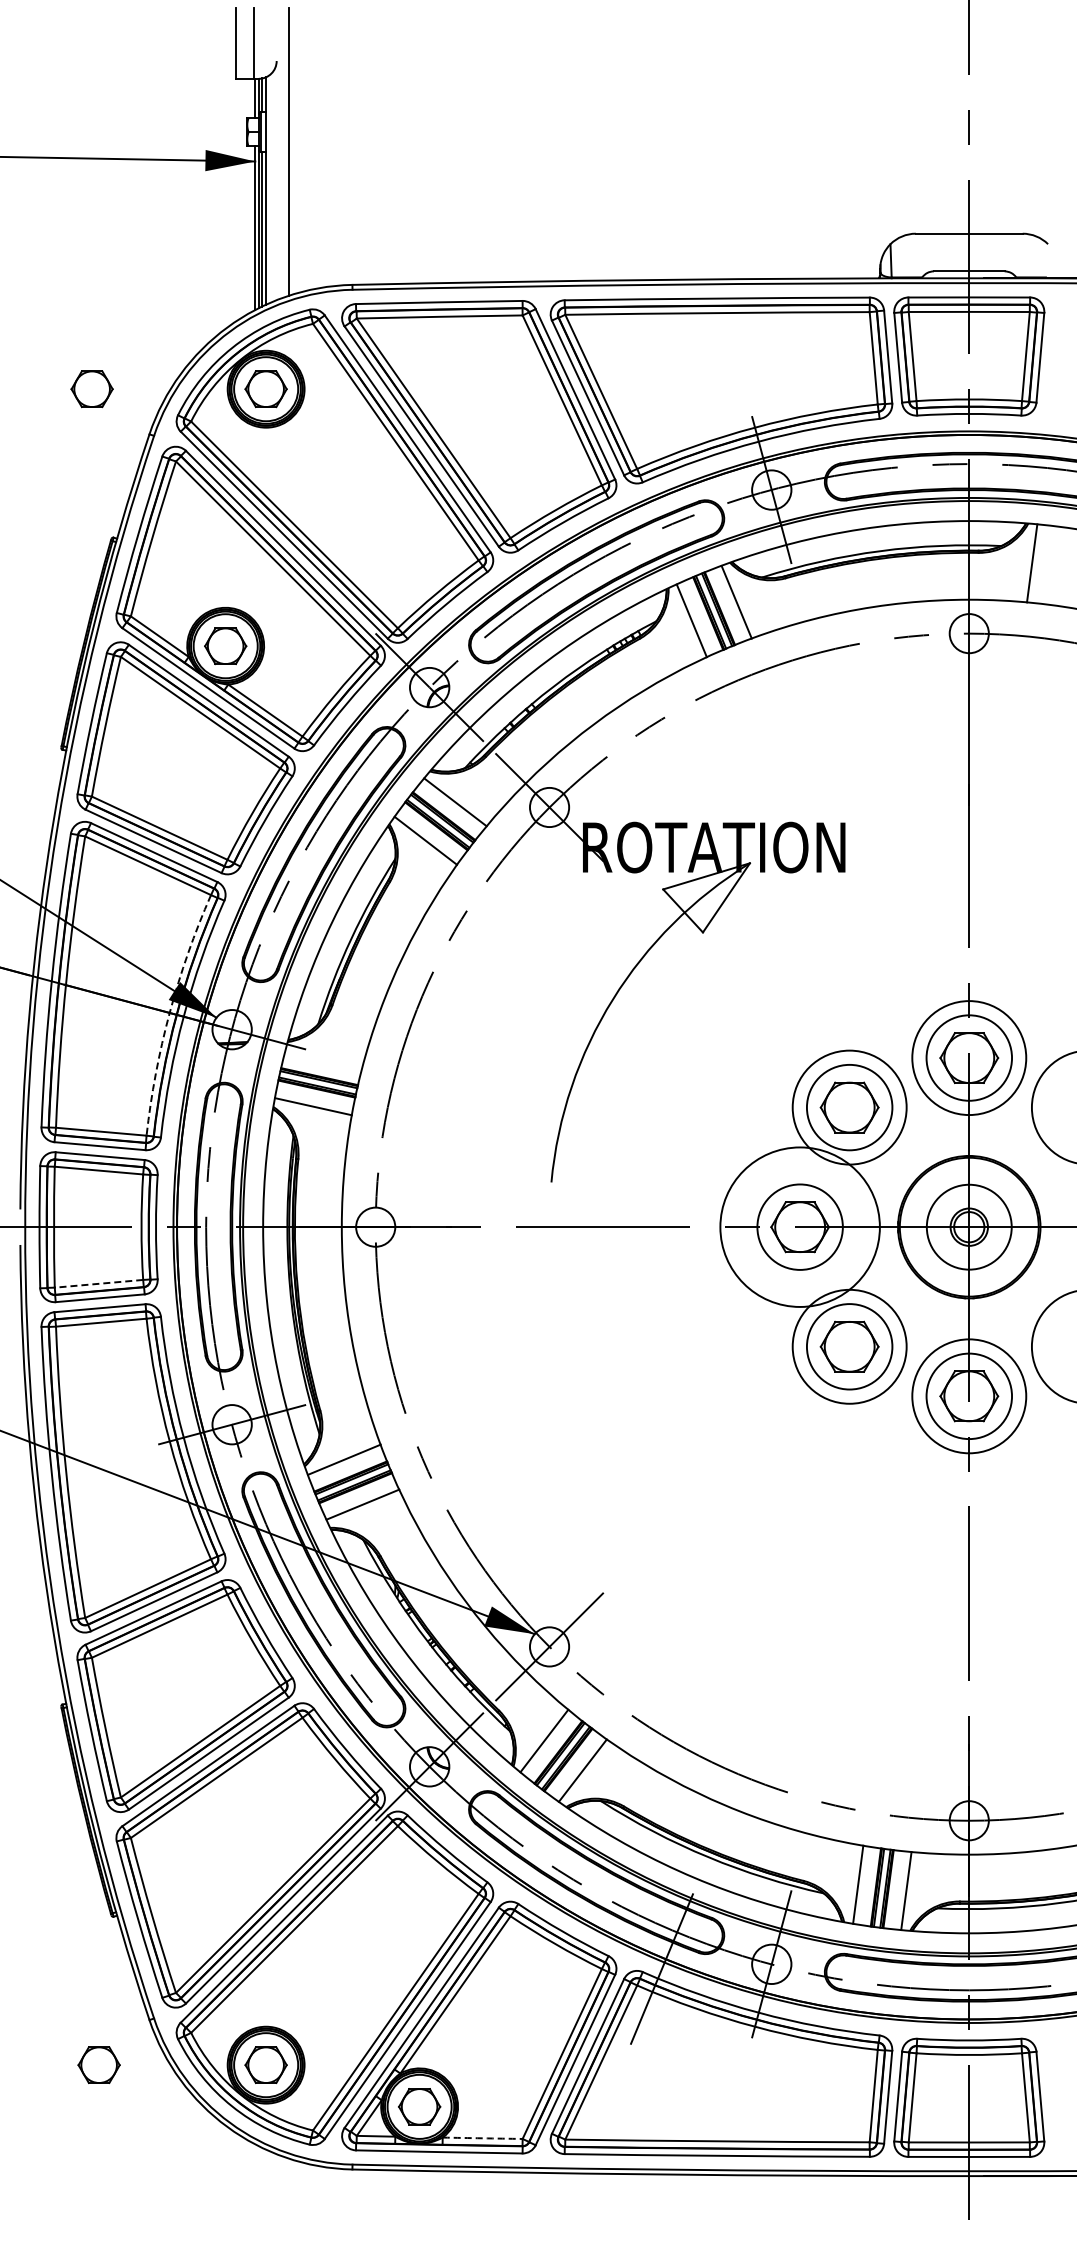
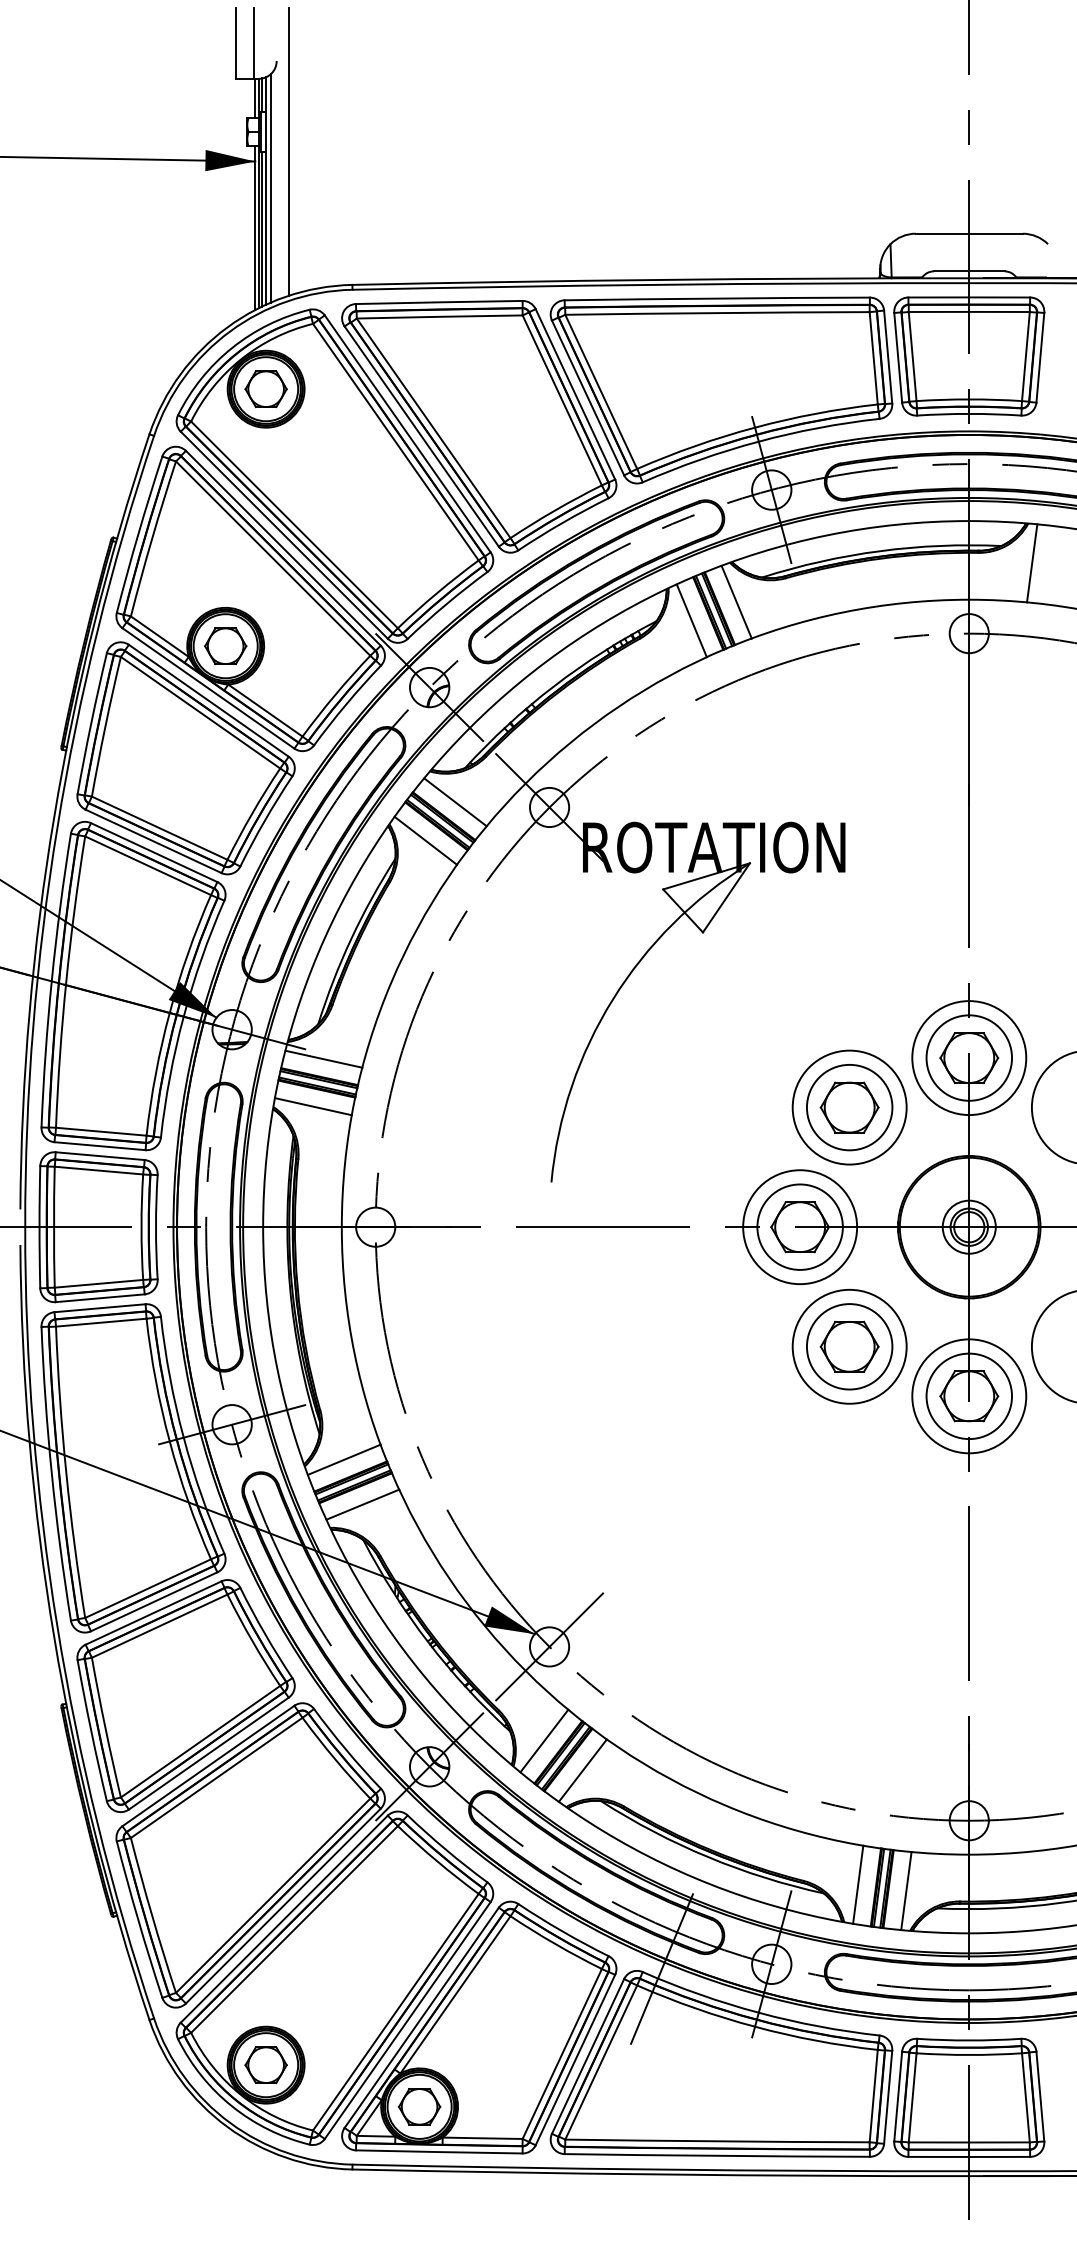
line: none -> present (271, 187)
part: present -> none (91, 389)
arc: dashed -> solid (169, 1012)
line: none -> present (323, 1058)
circle diameter: 160 px -> 114 px (800, 1227)
circle diameter: 85 px -> 53 px (968, 1226)
line: dashed -> solid (98, 1283)
part: present -> none (98, 2064)
arc: dashed -> solid (482, 2138)
